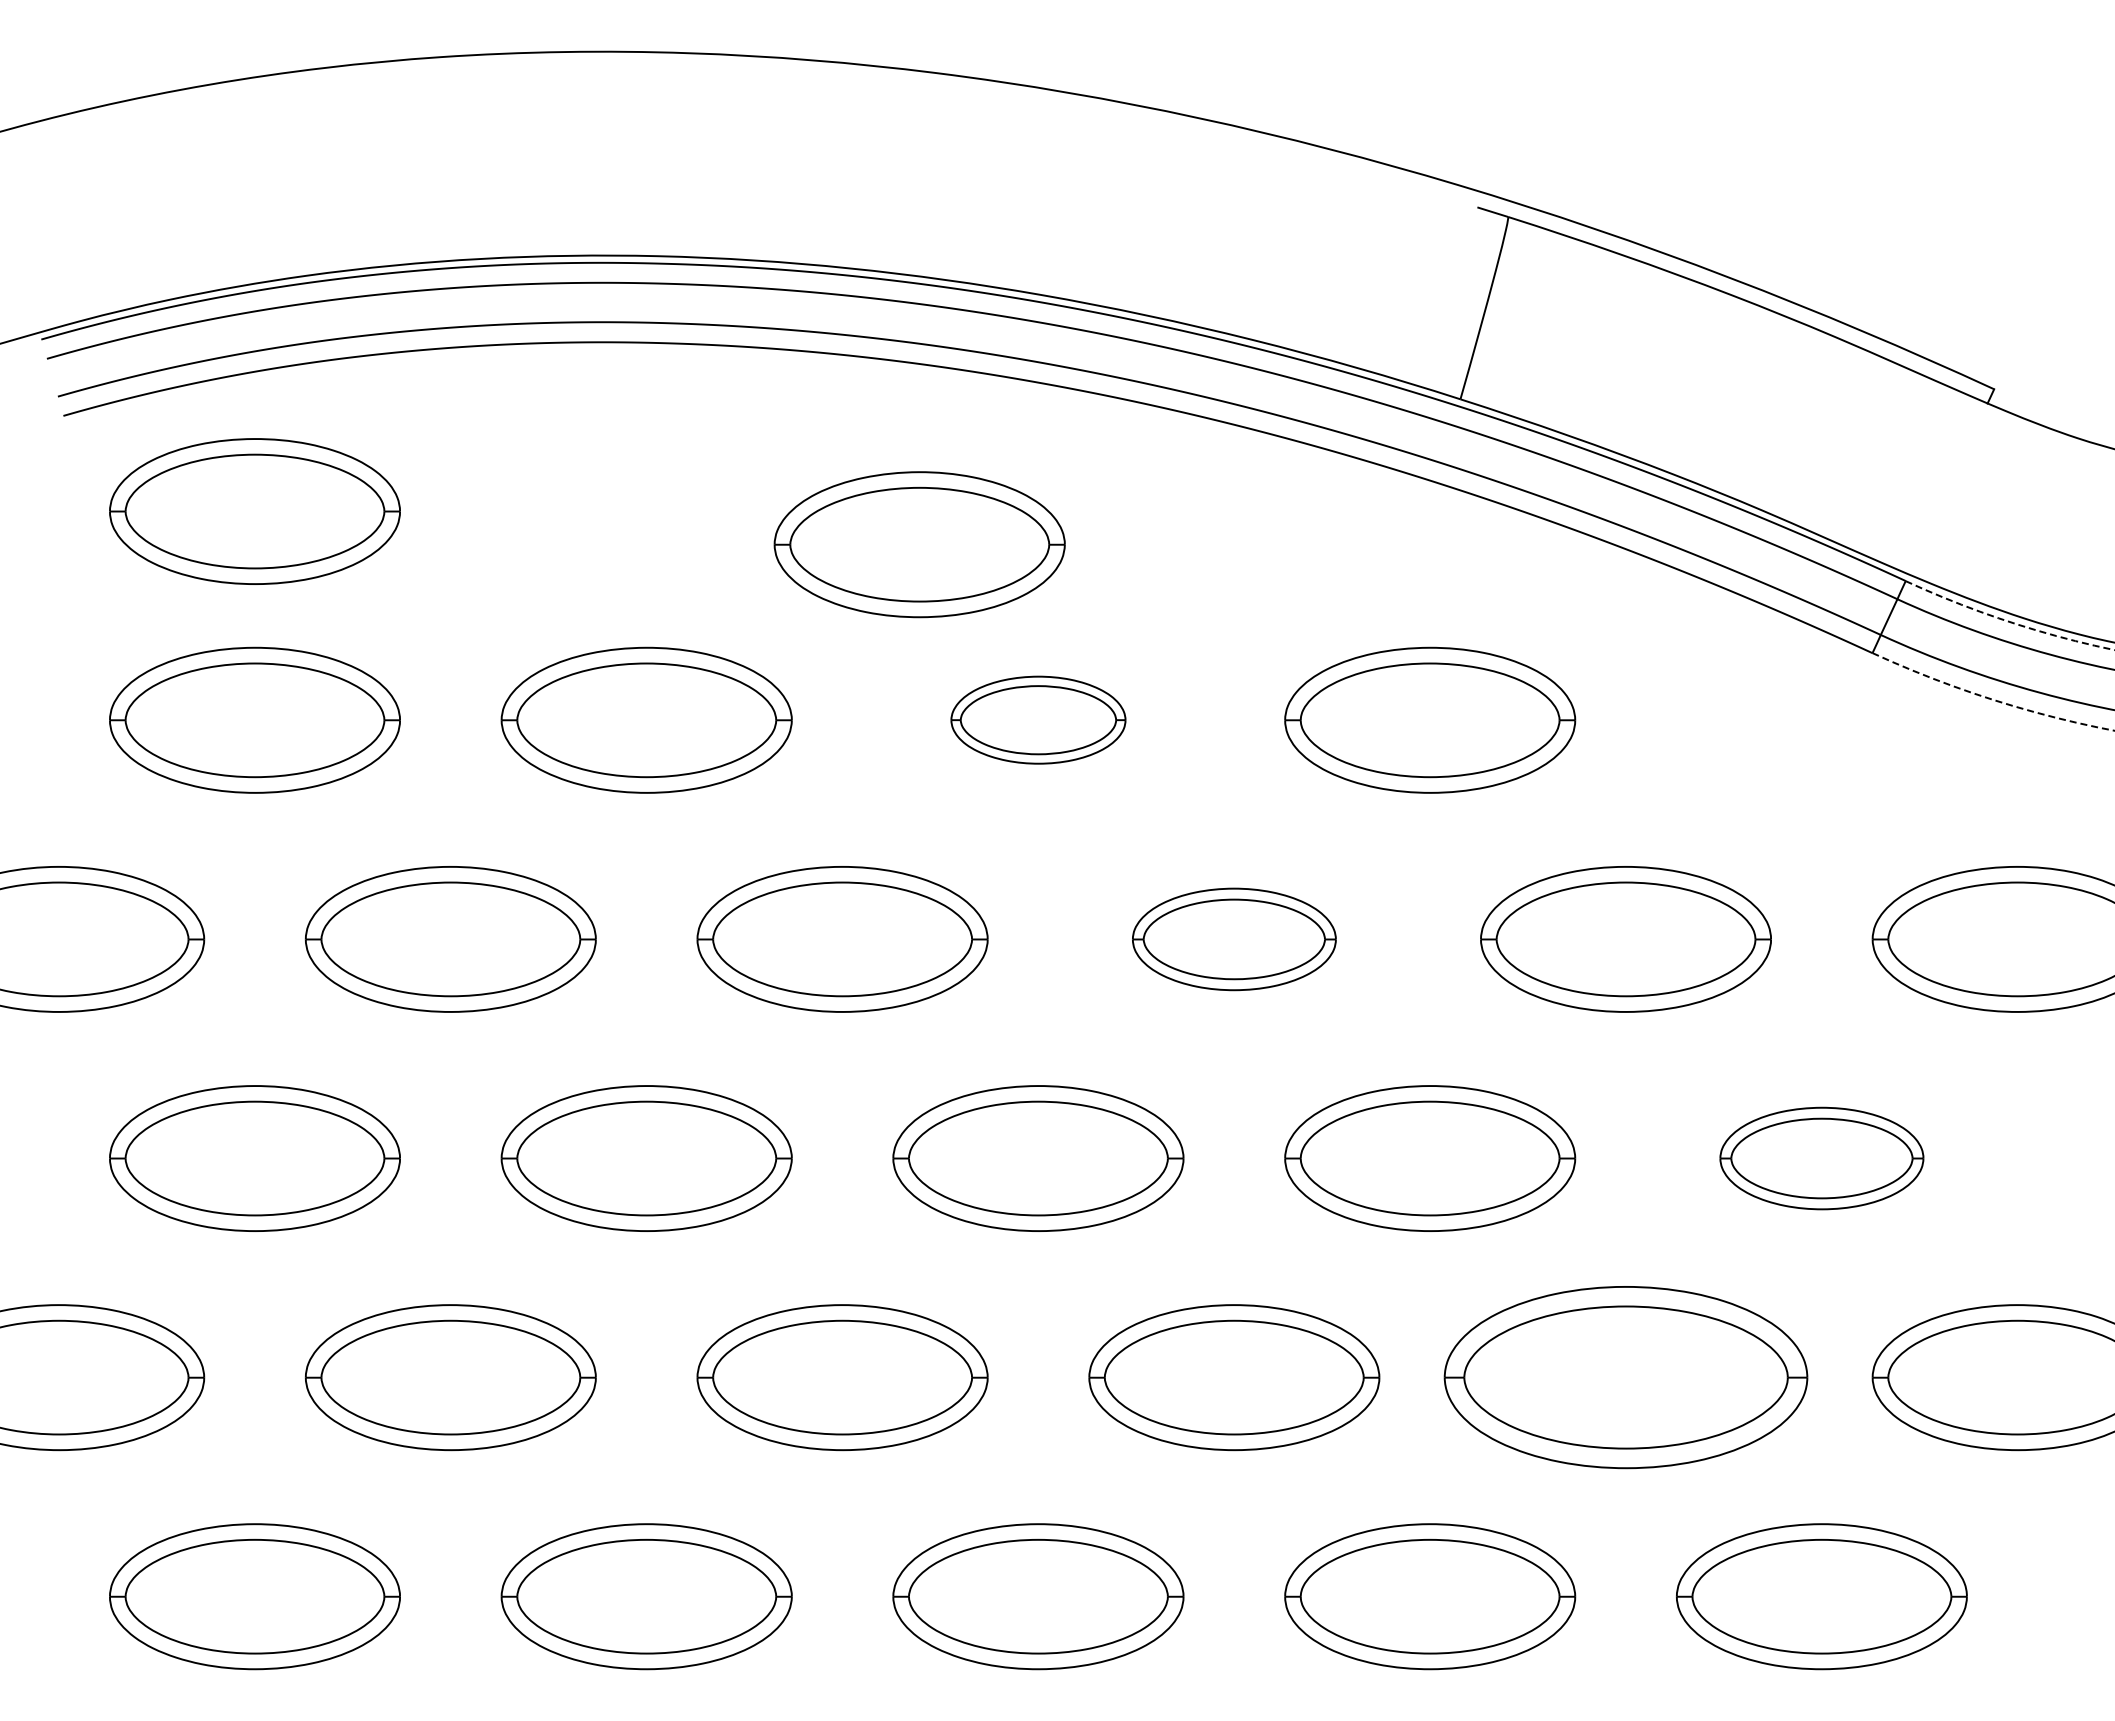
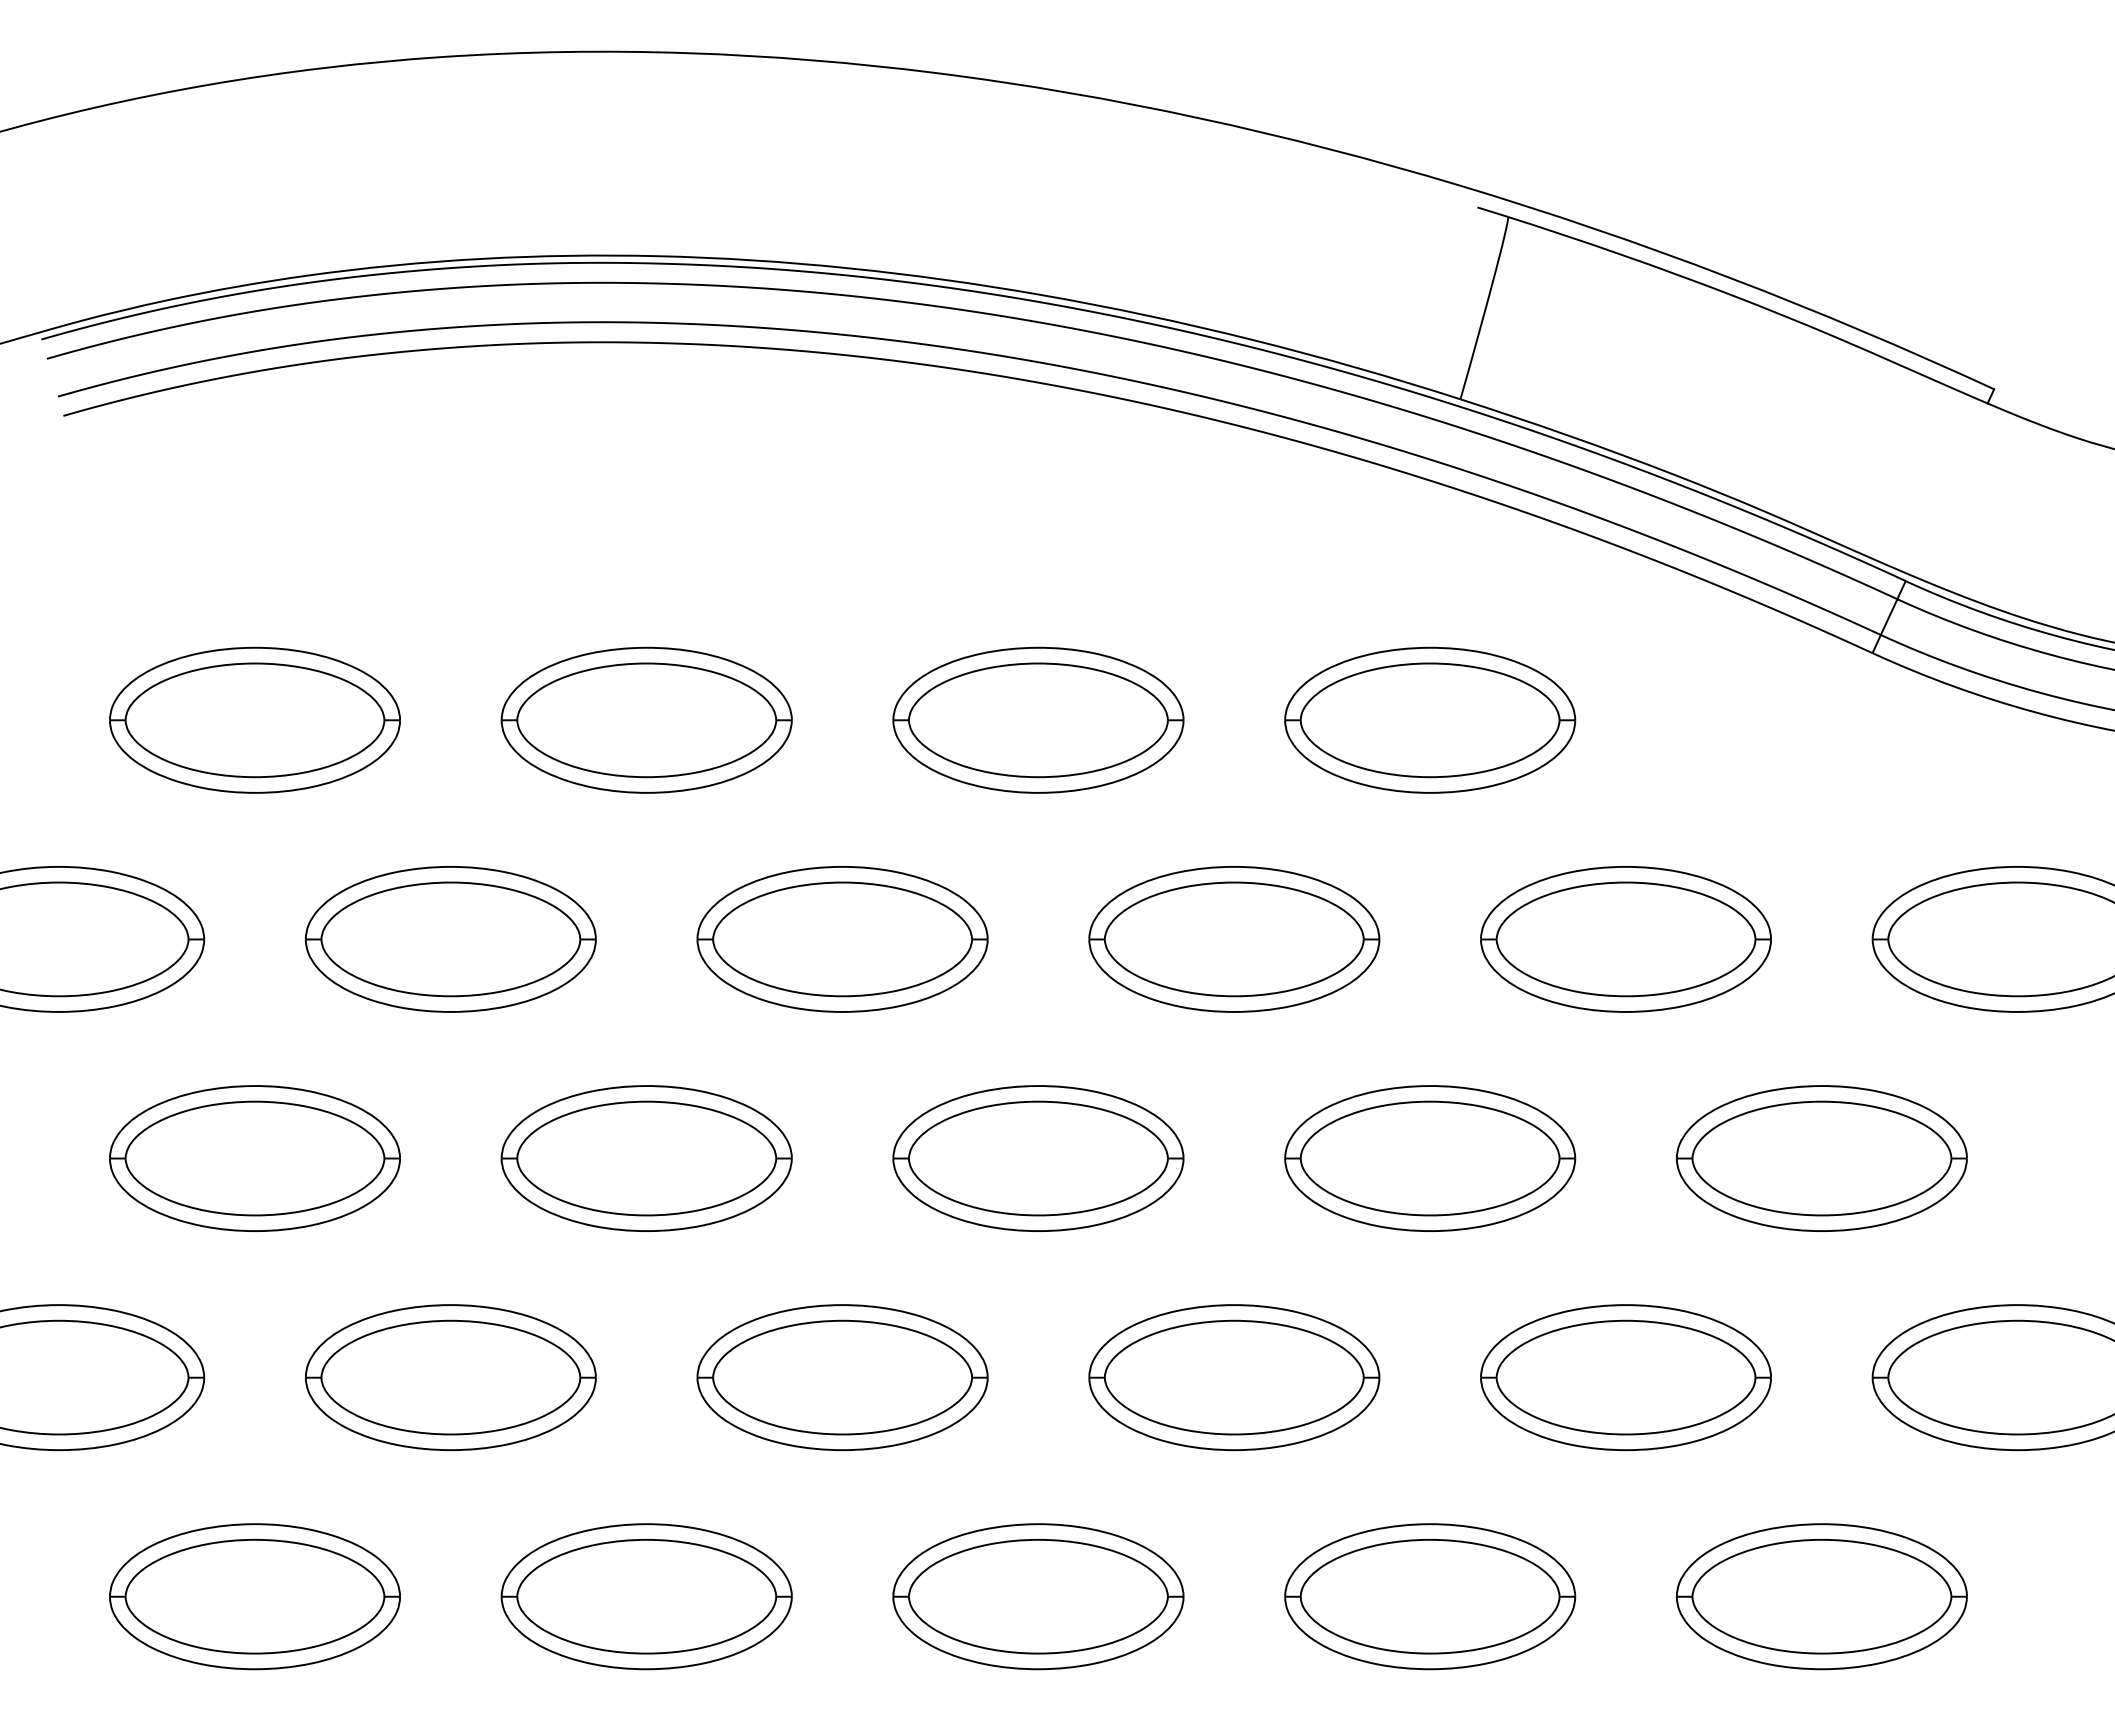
part: present -> none (254, 511)
part: present -> none (919, 544)
arc: dashed -> solid (2006, 621)
arc: dashed -> solid (1991, 699)
part size: 177x90 px -> 293x148 px (1038, 719)
part size: 205x105 px -> 293x147 px (1234, 939)
part size: 206x105 px -> 292x147 px (1821, 1158)
part size: 366x184 px -> 292x148 px (1625, 1377)
